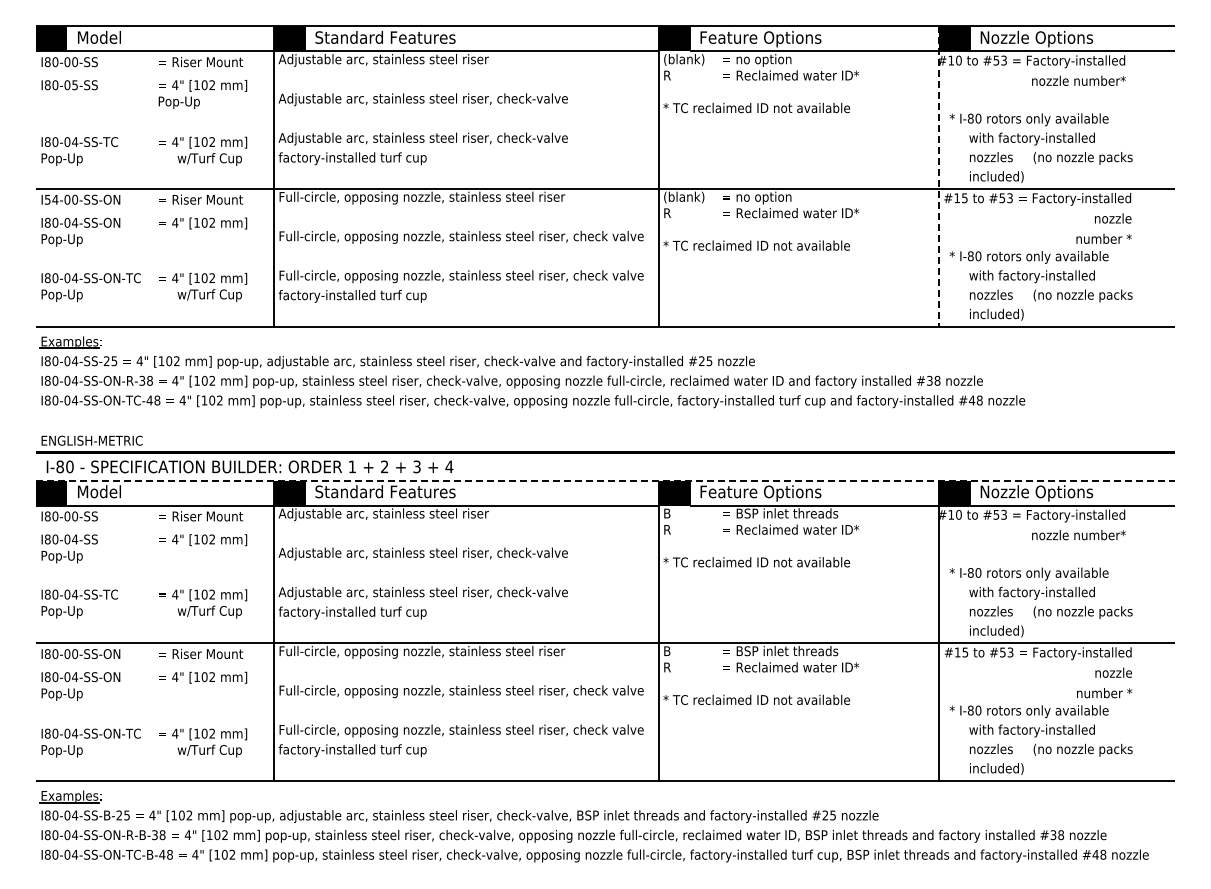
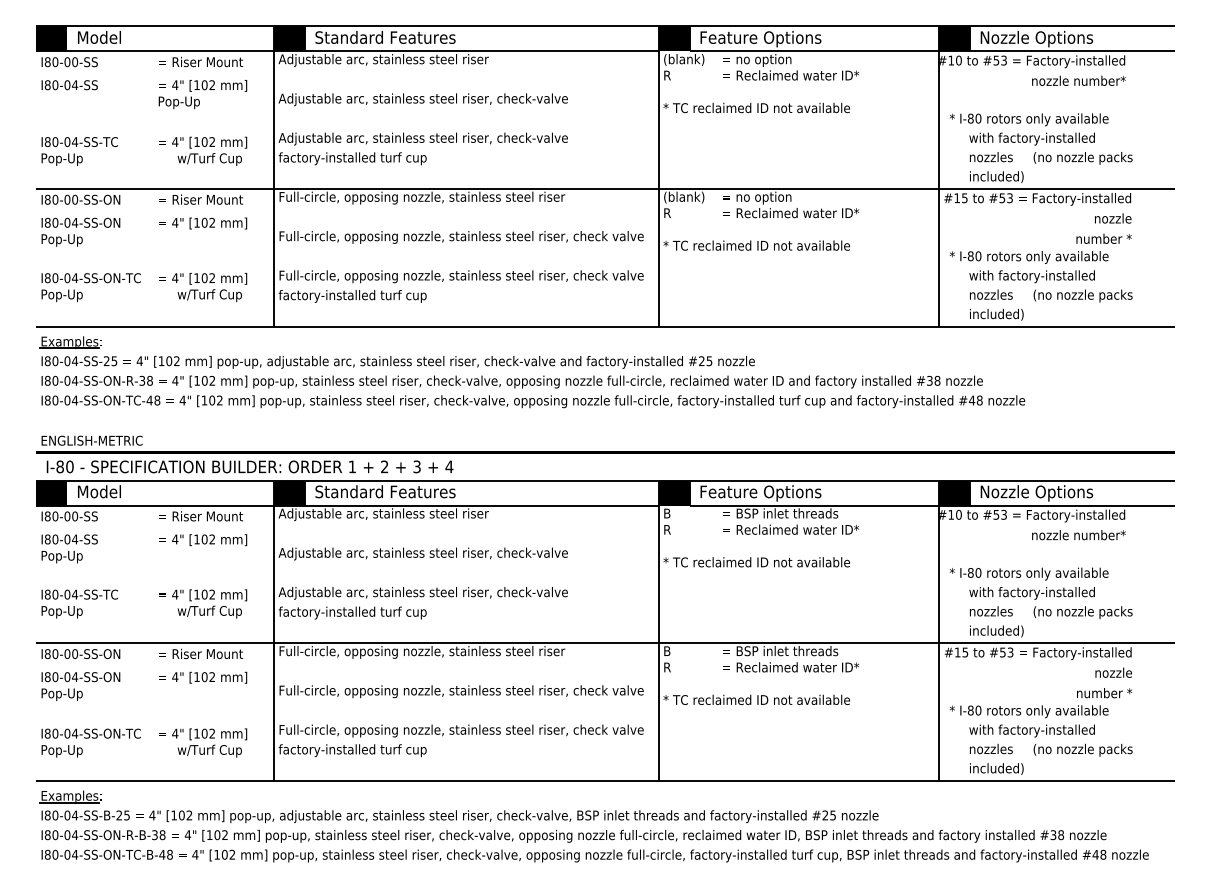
text: I80-05-SS -> I80-04-SS (75, 85)
line: dashed -> solid (939, 177)
text: I54-00-SS-ON -> I80-00-SS-ON (51, 199)
line: dashed -> solid (605, 480)
